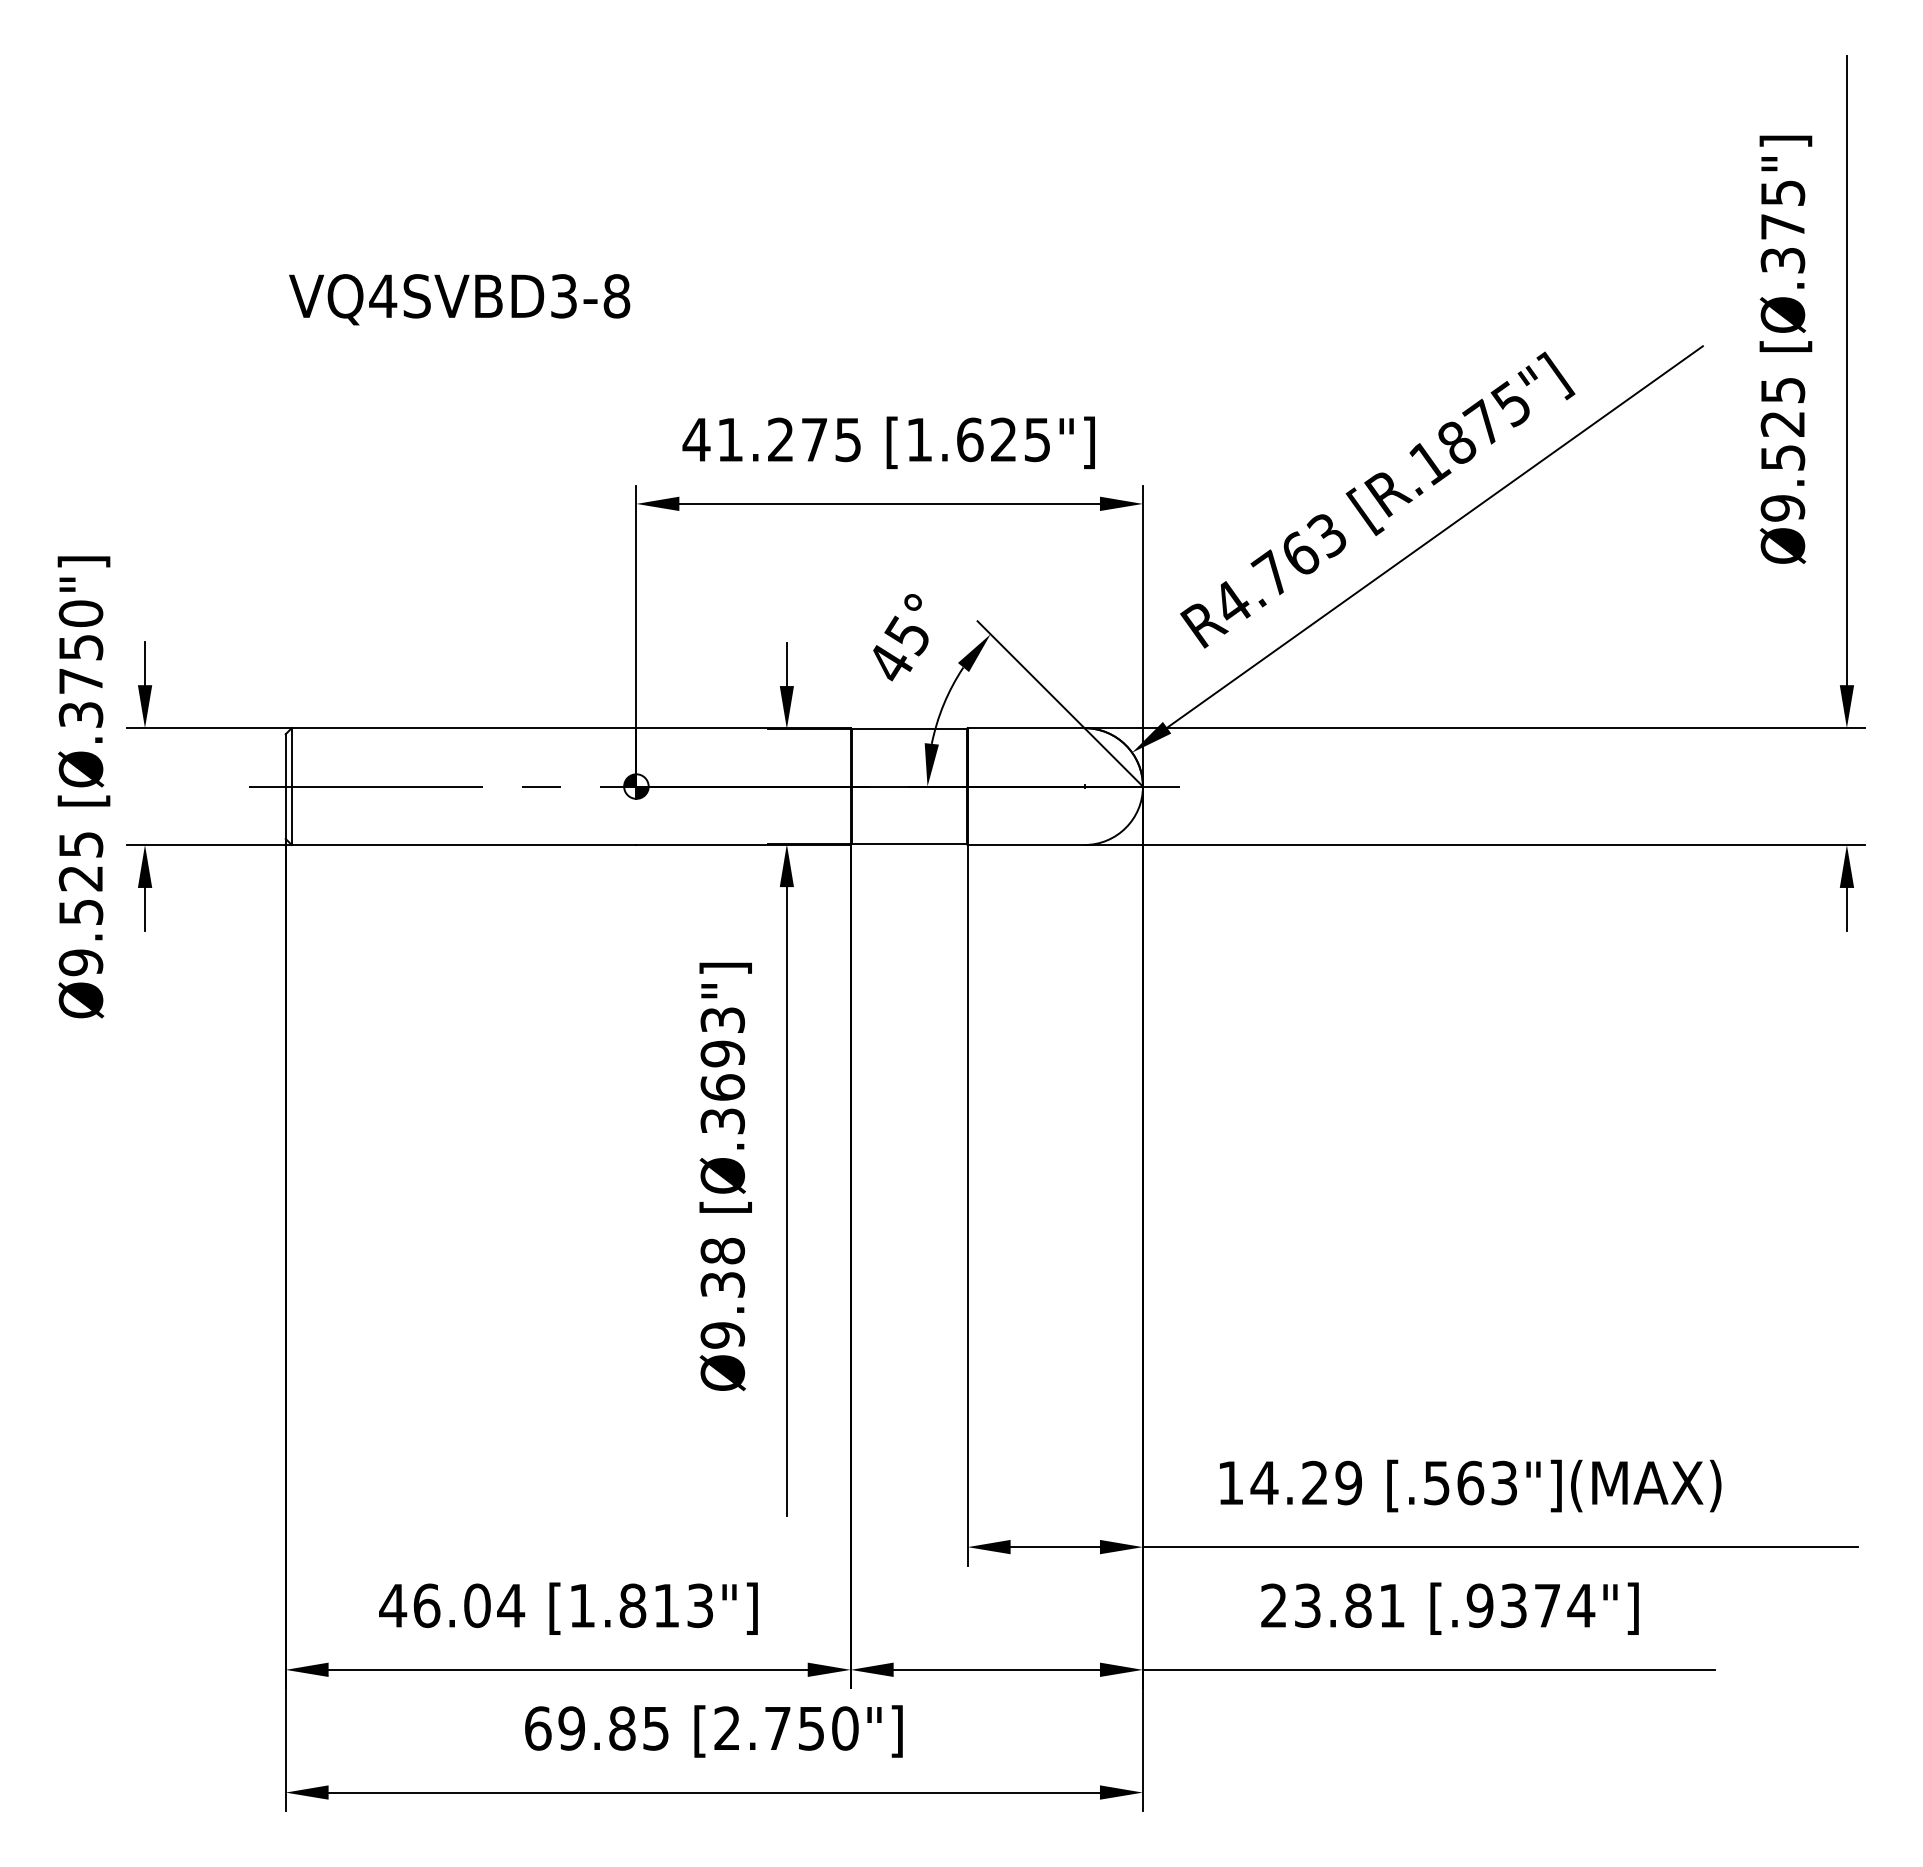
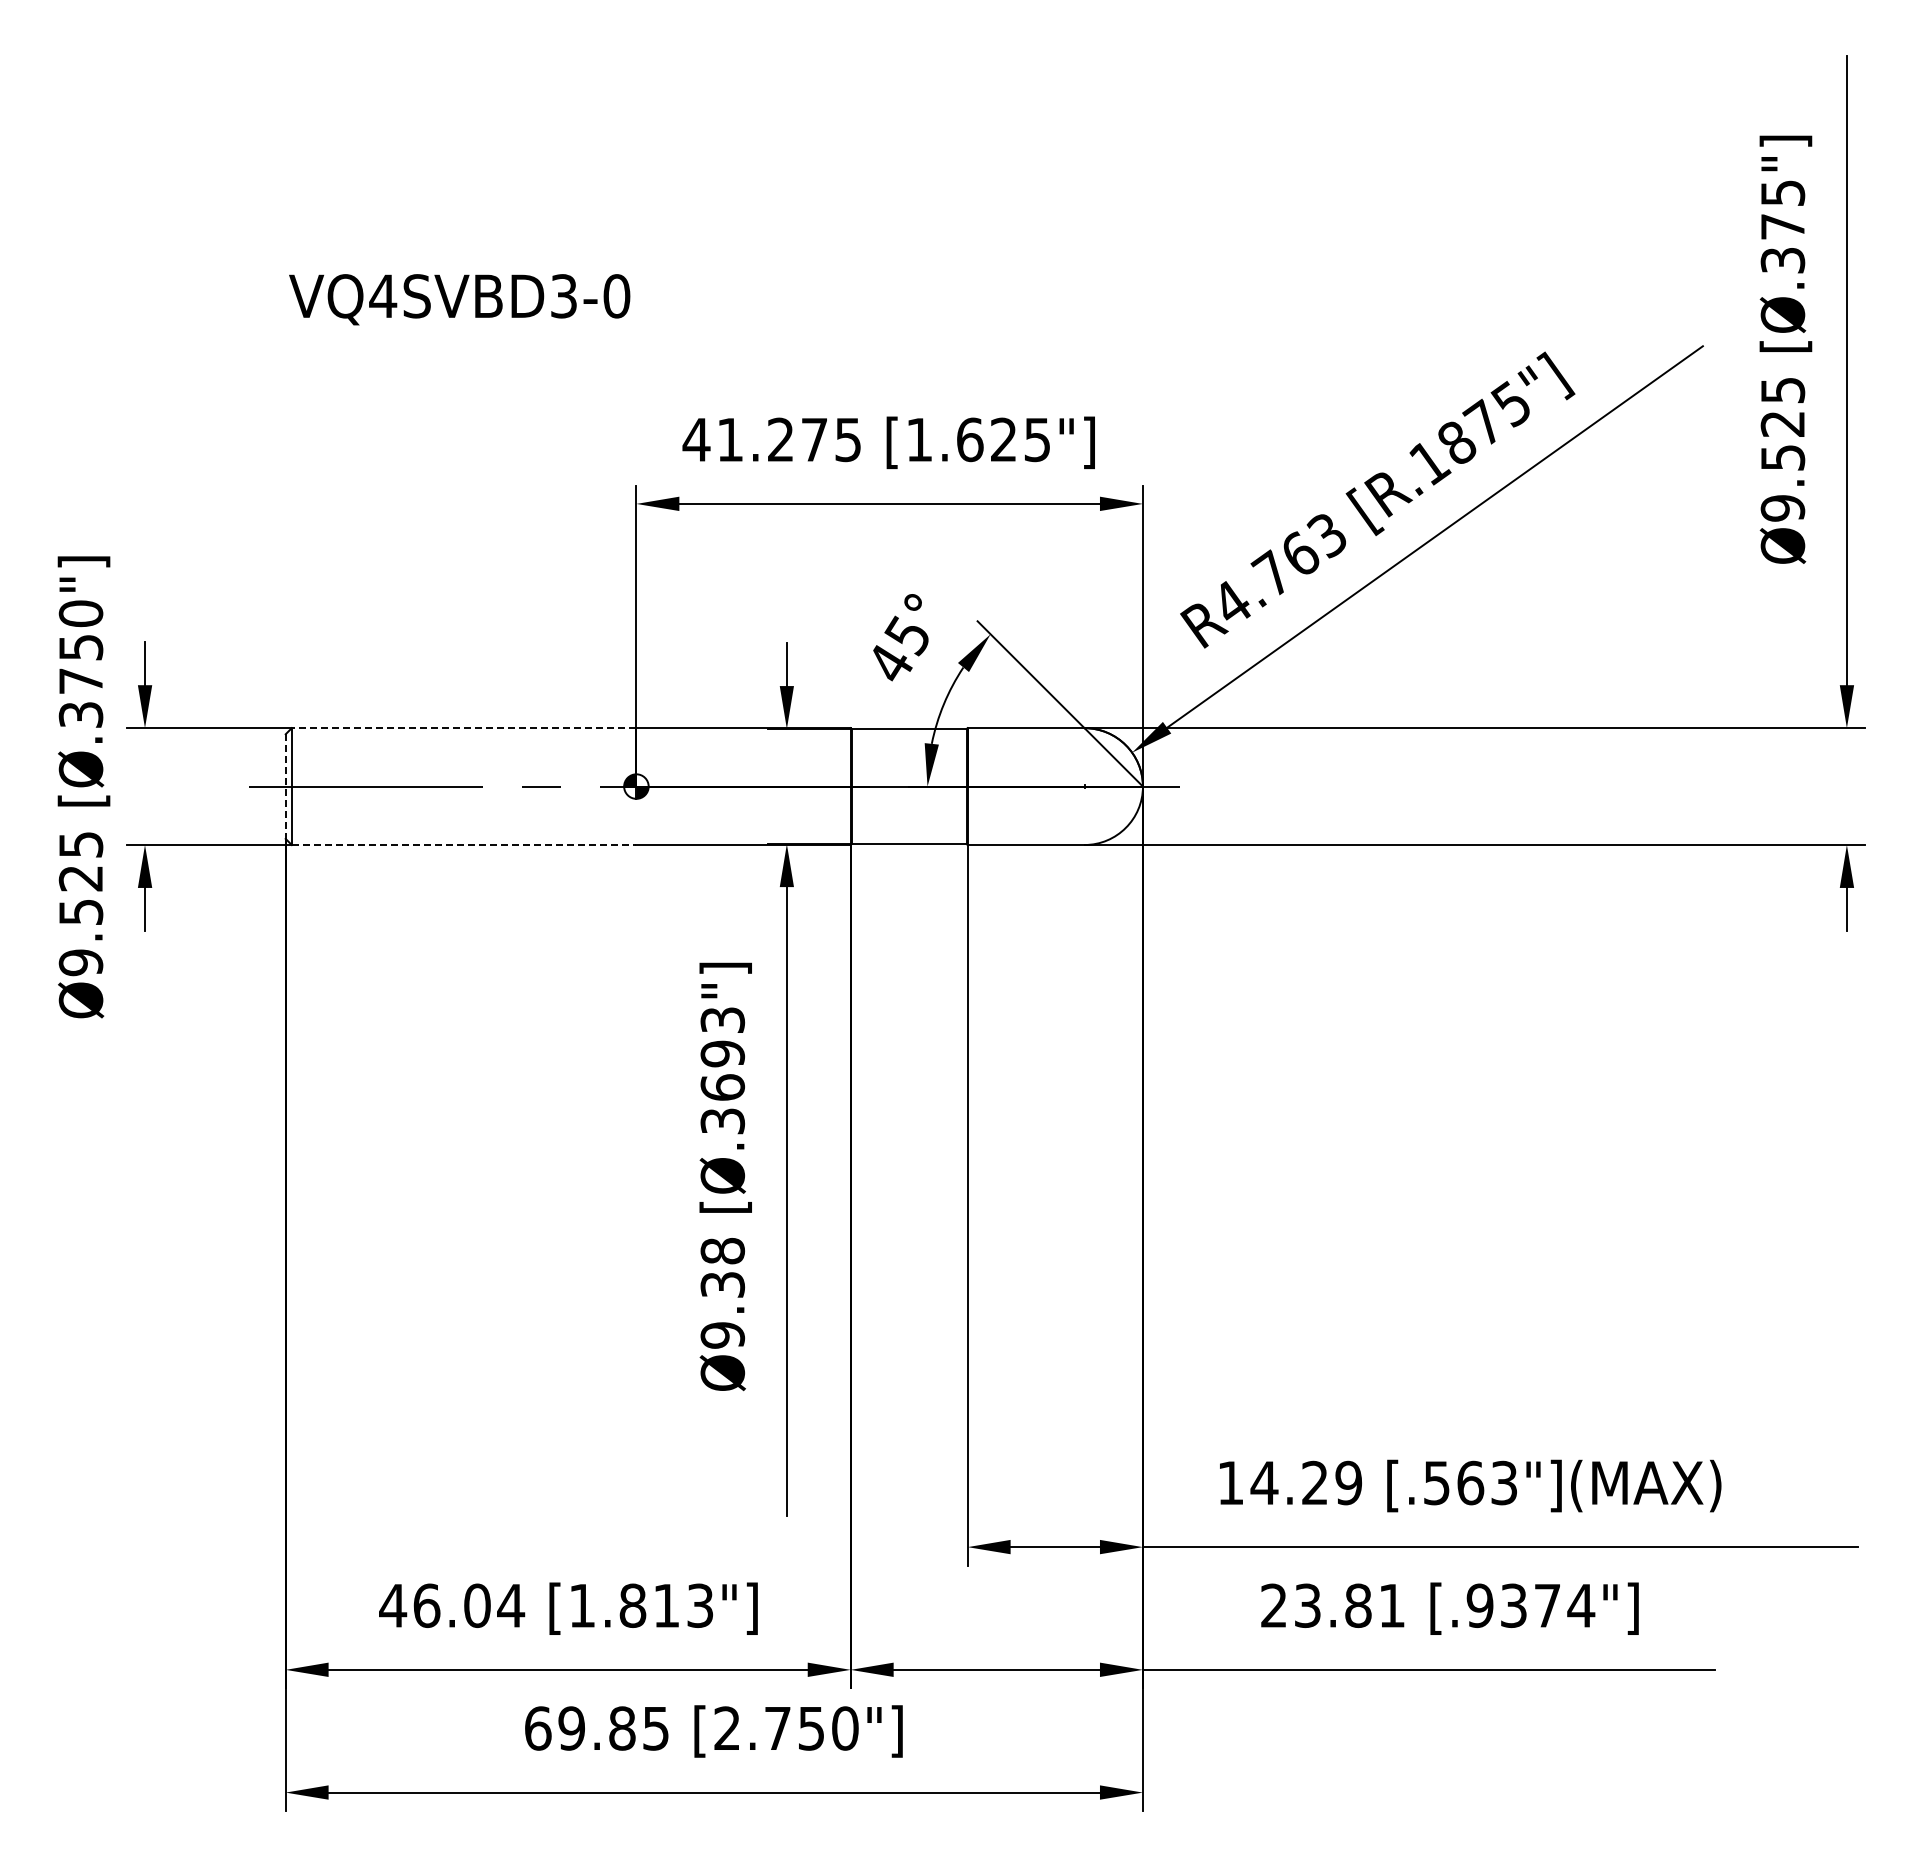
text: VQ4SVBD3-8 -> VQ4SVBD3-0 (616, 296)
line: solid -> dashed (463, 728)
line: solid -> dashed (285, 787)
line: solid -> dashed (464, 845)
